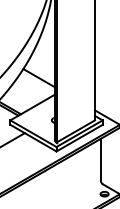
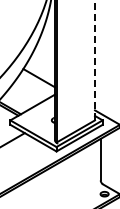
line: solid -> dashed (95, 60)
